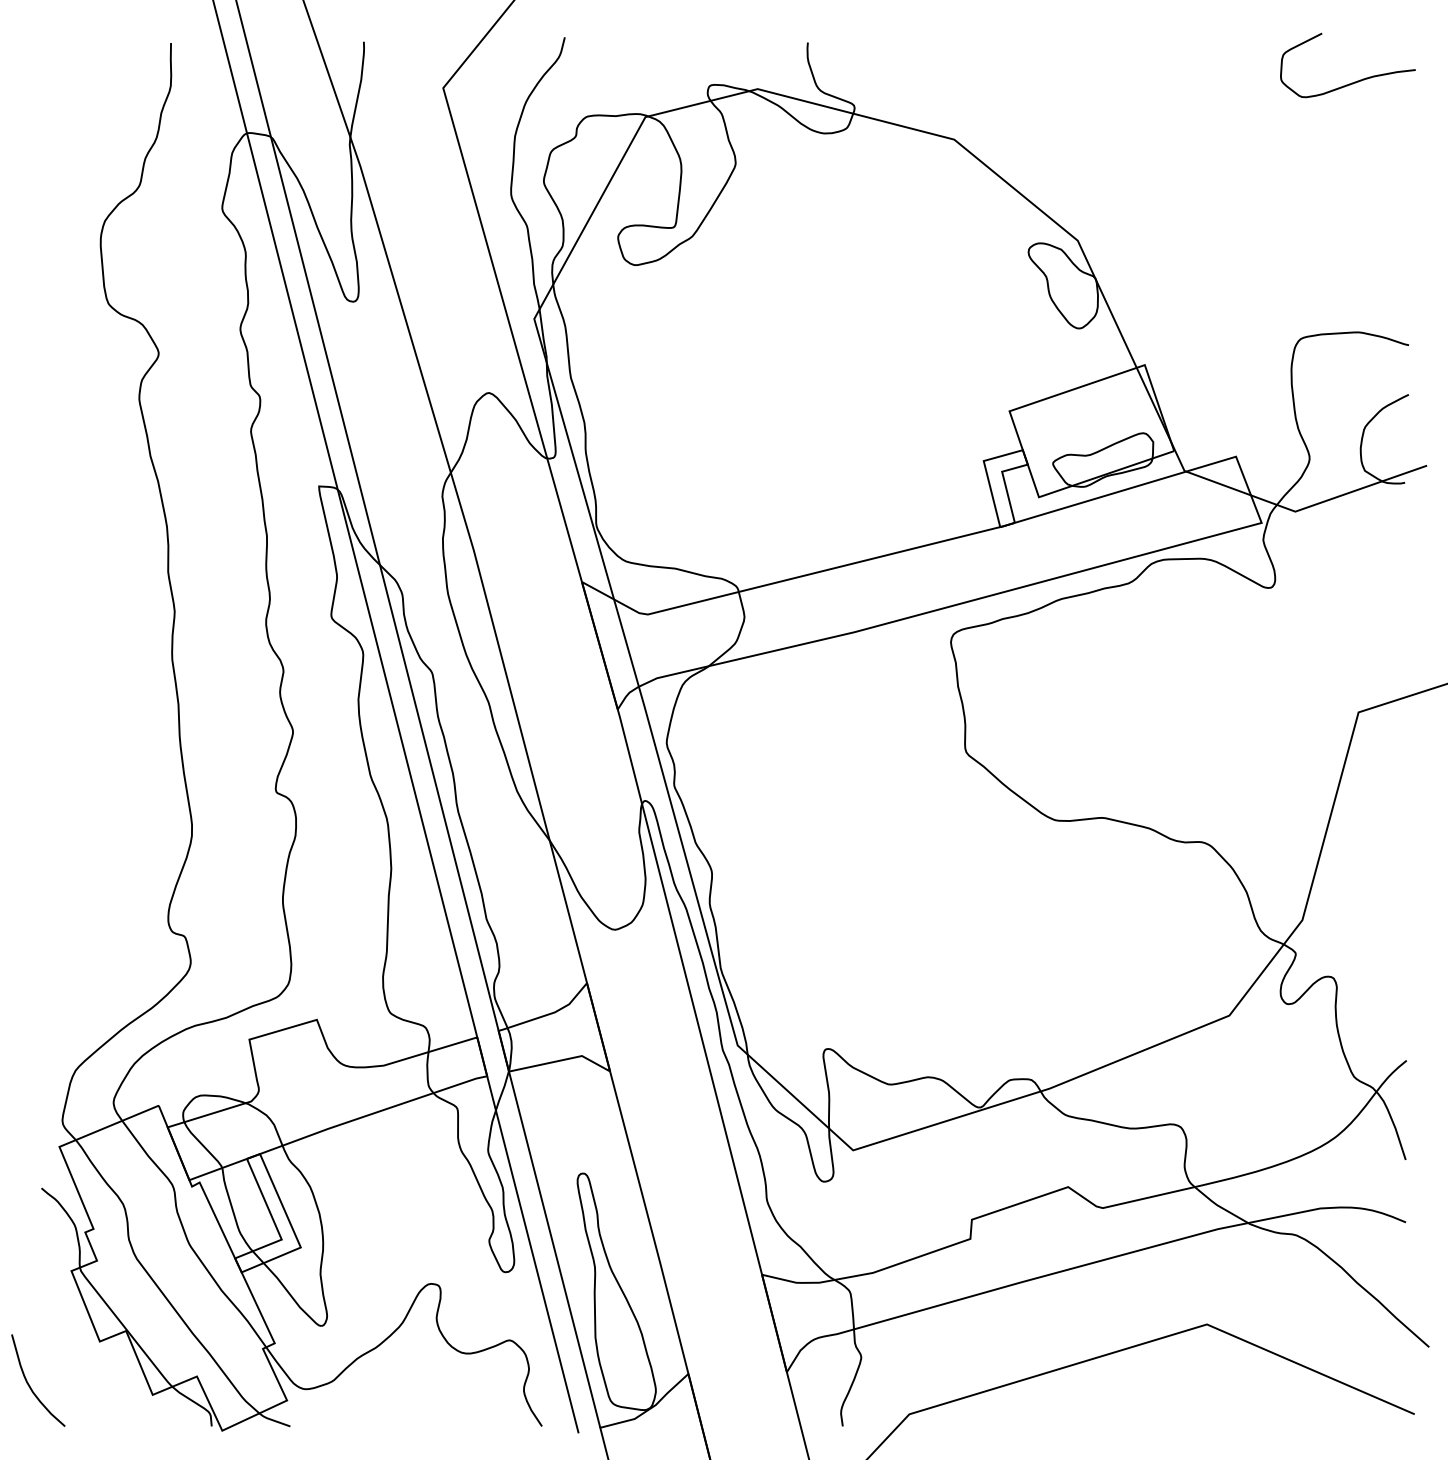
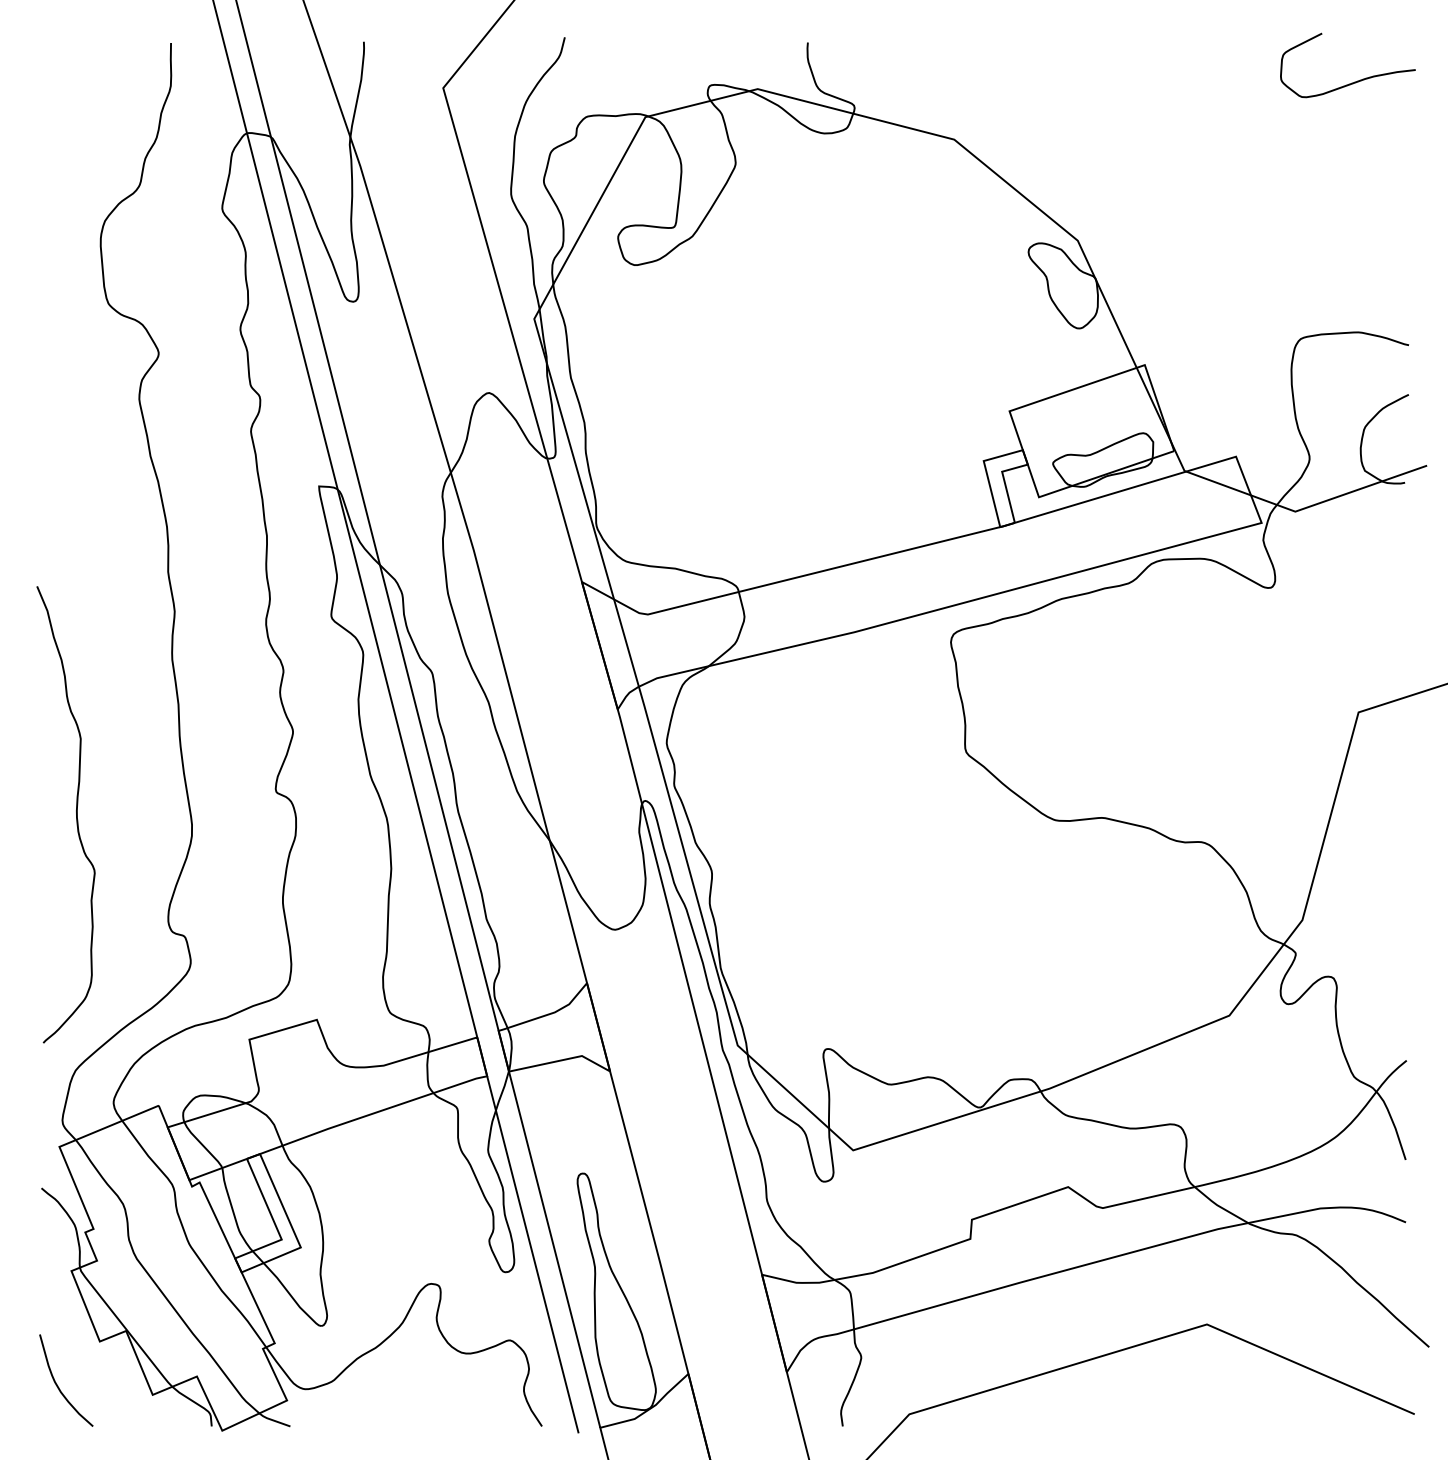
curve: none -> present (76, 814)
curve position: (30, 1385) -> (58, 1385) (58, 1385)
